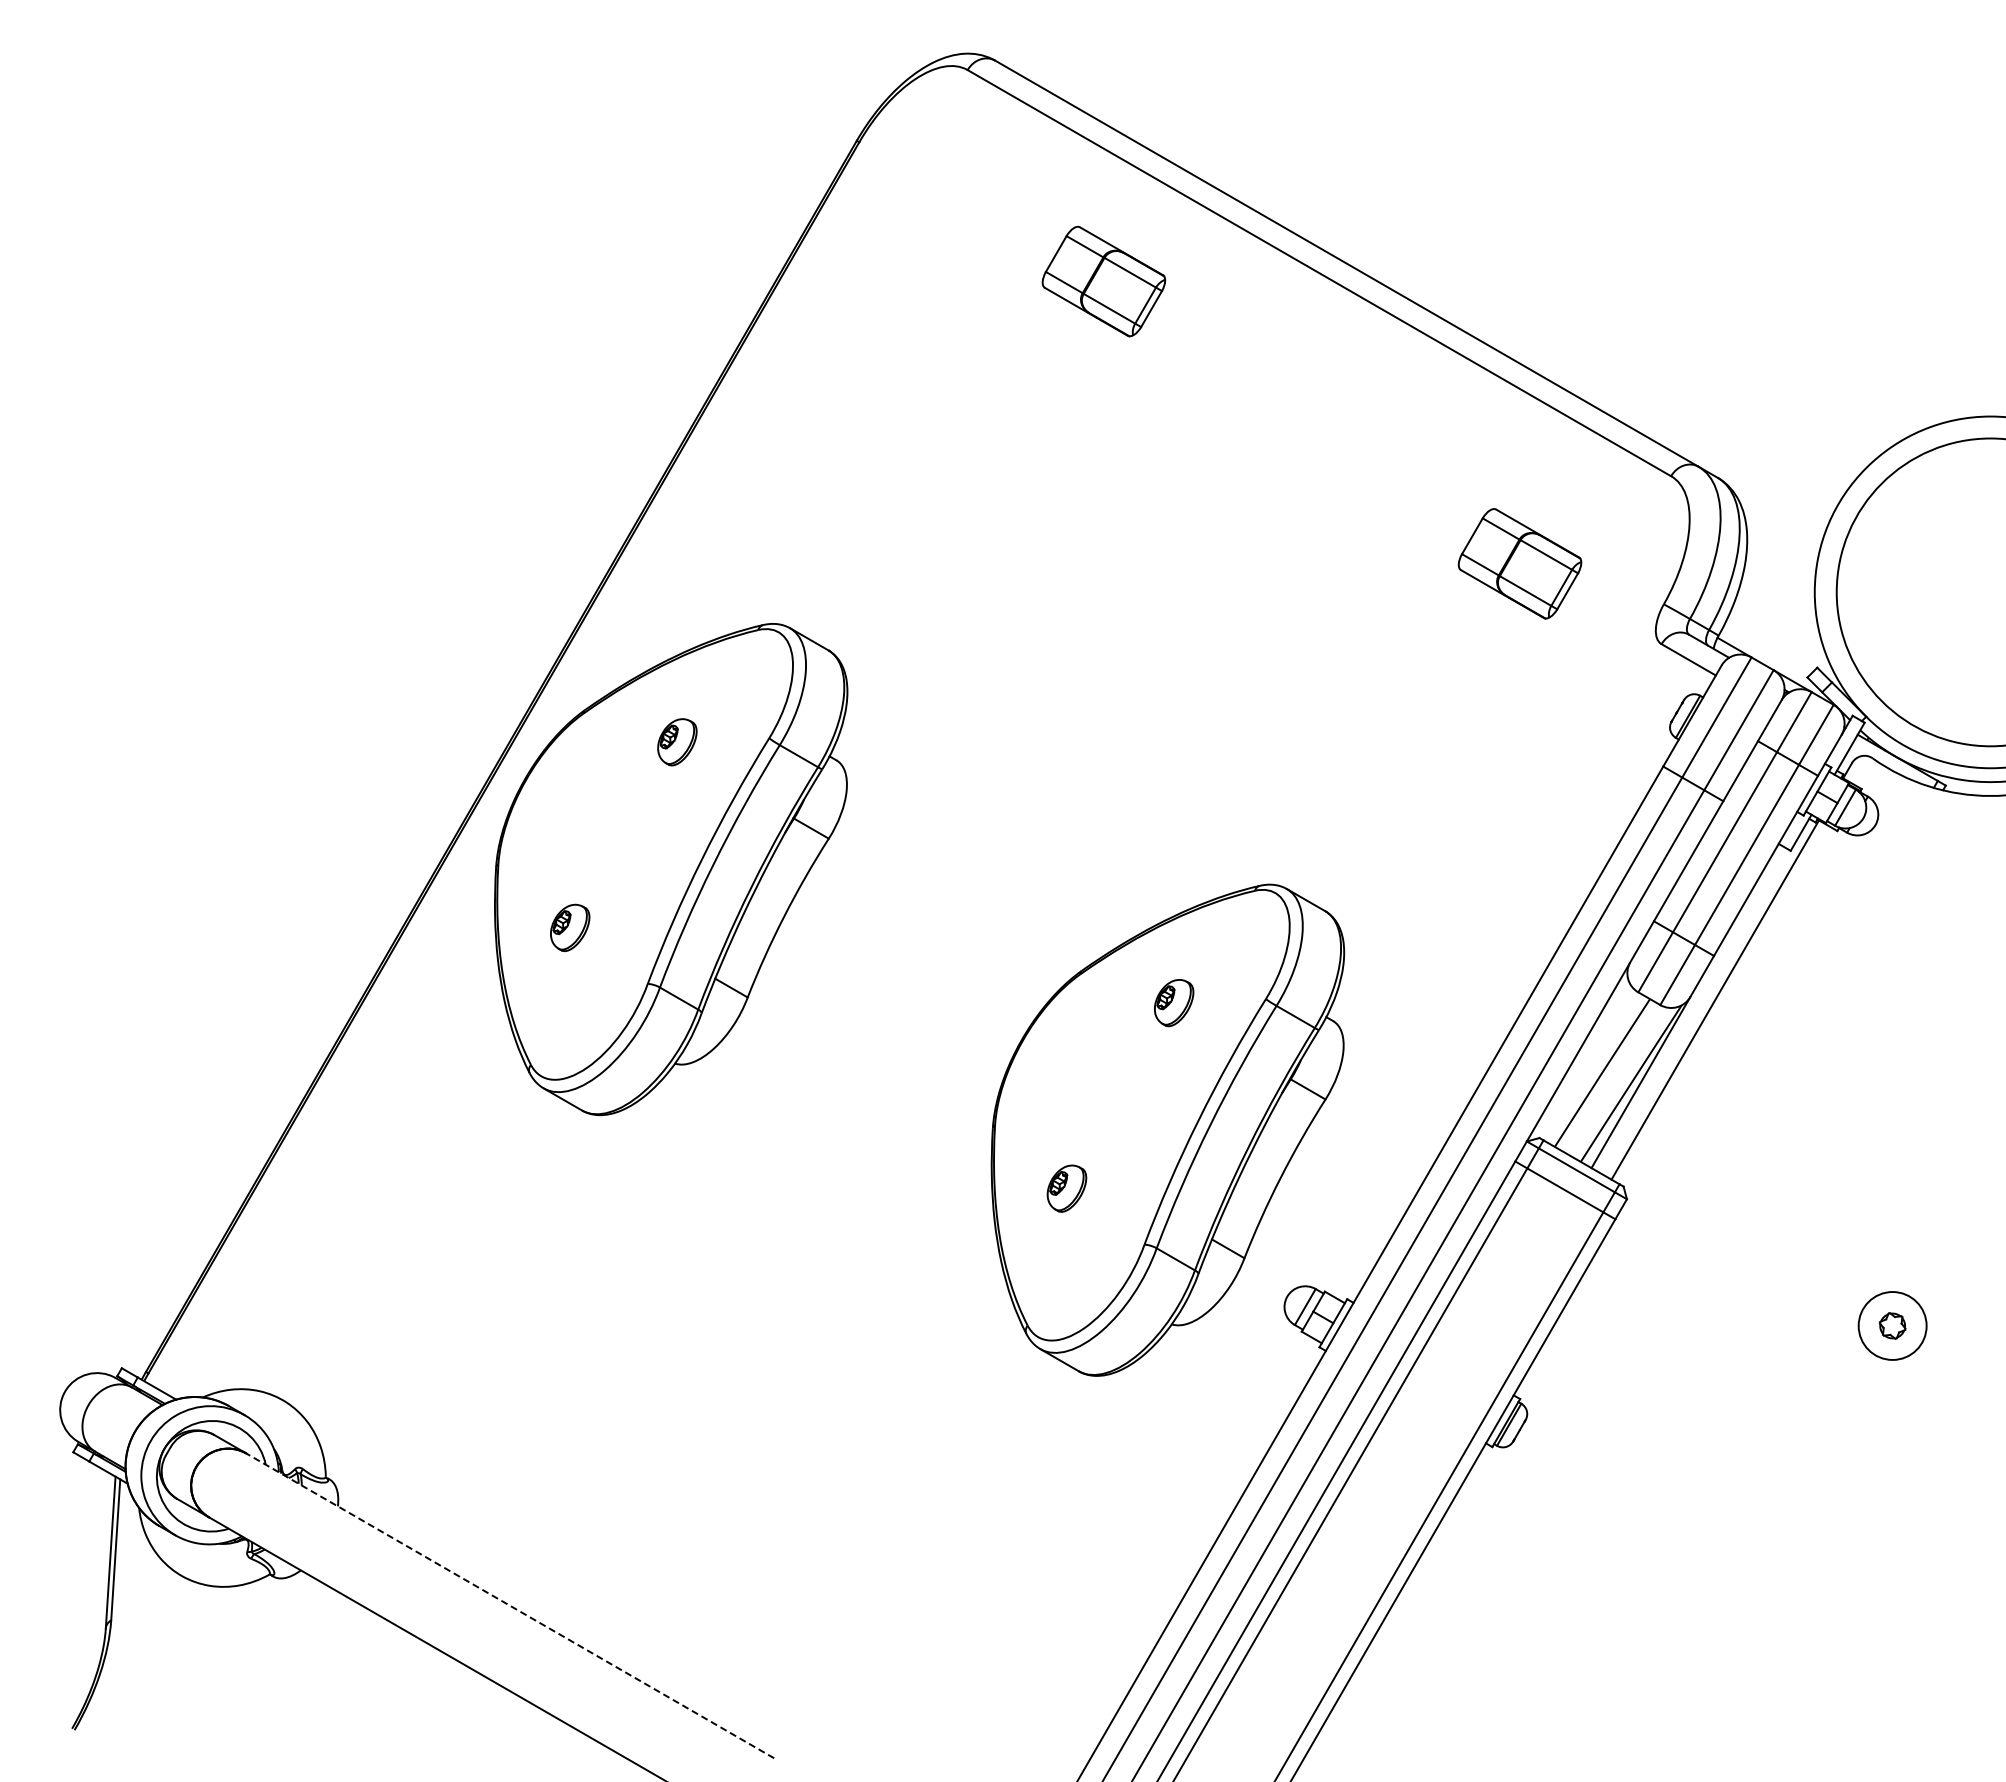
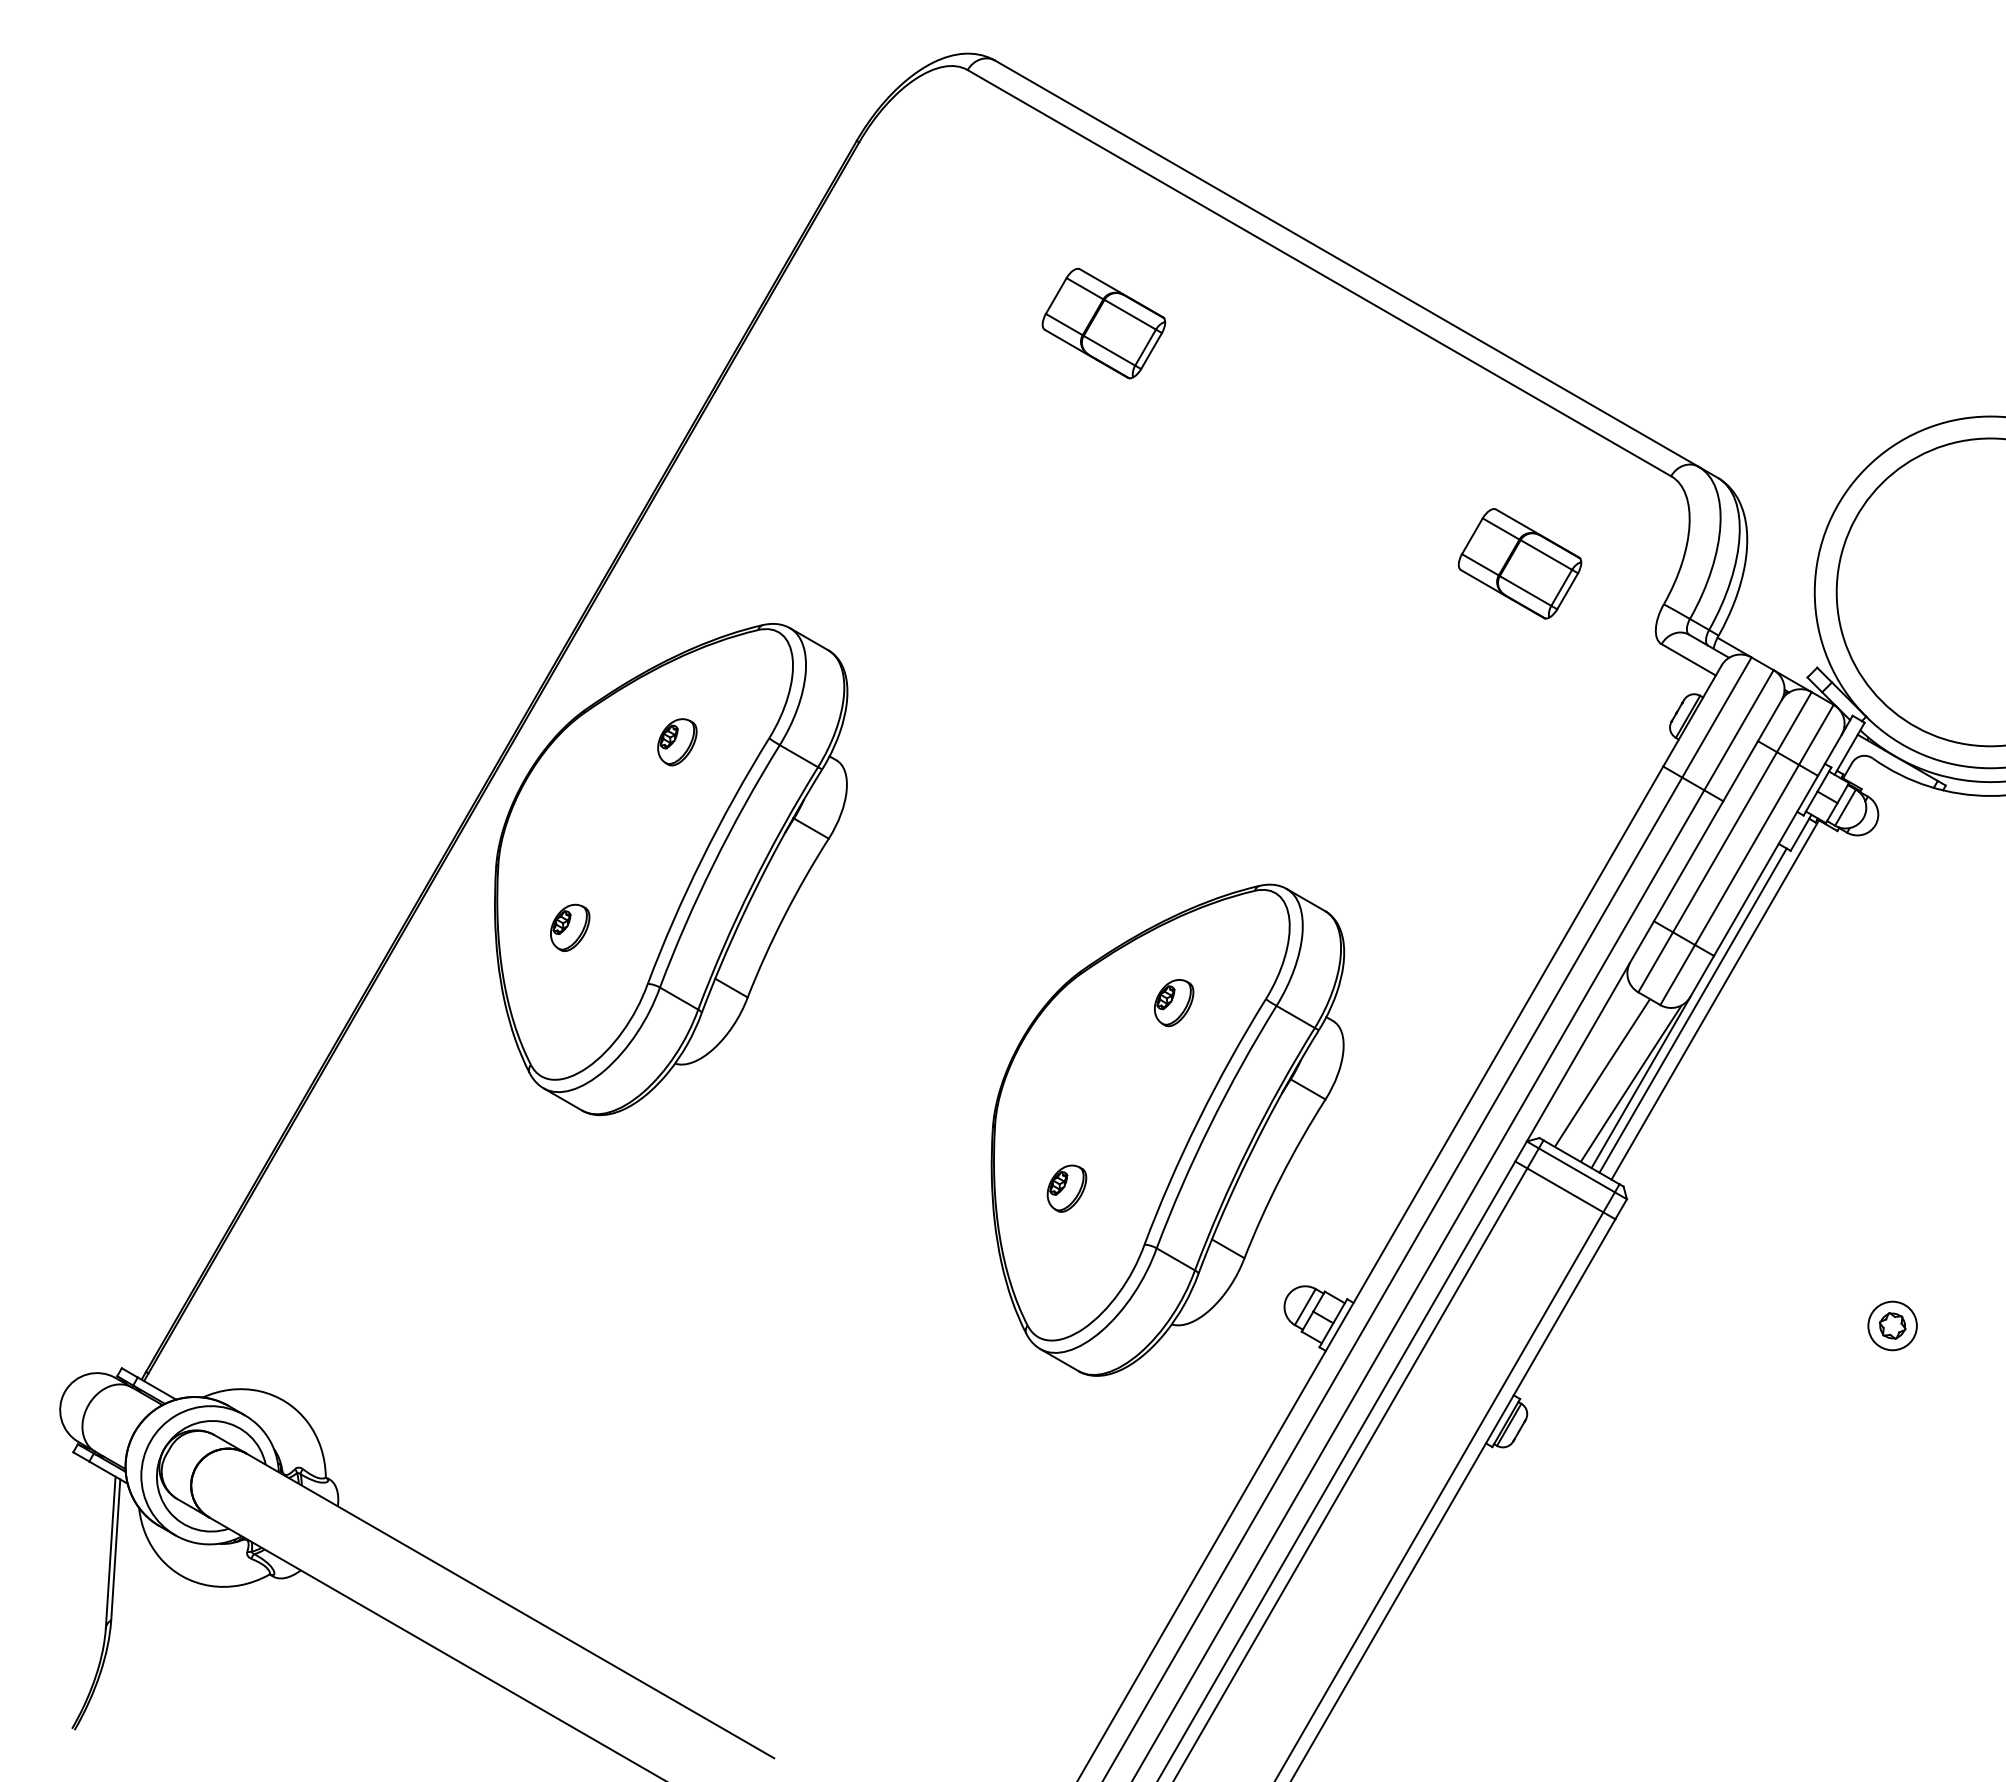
part position: (1103, 281) -> (1103, 323) (1103, 323)
line: none -> present (1692, 1010)
circle diameter: 68 px -> 49 px (1892, 1325)
line: dashed -> solid (510, 1605)
